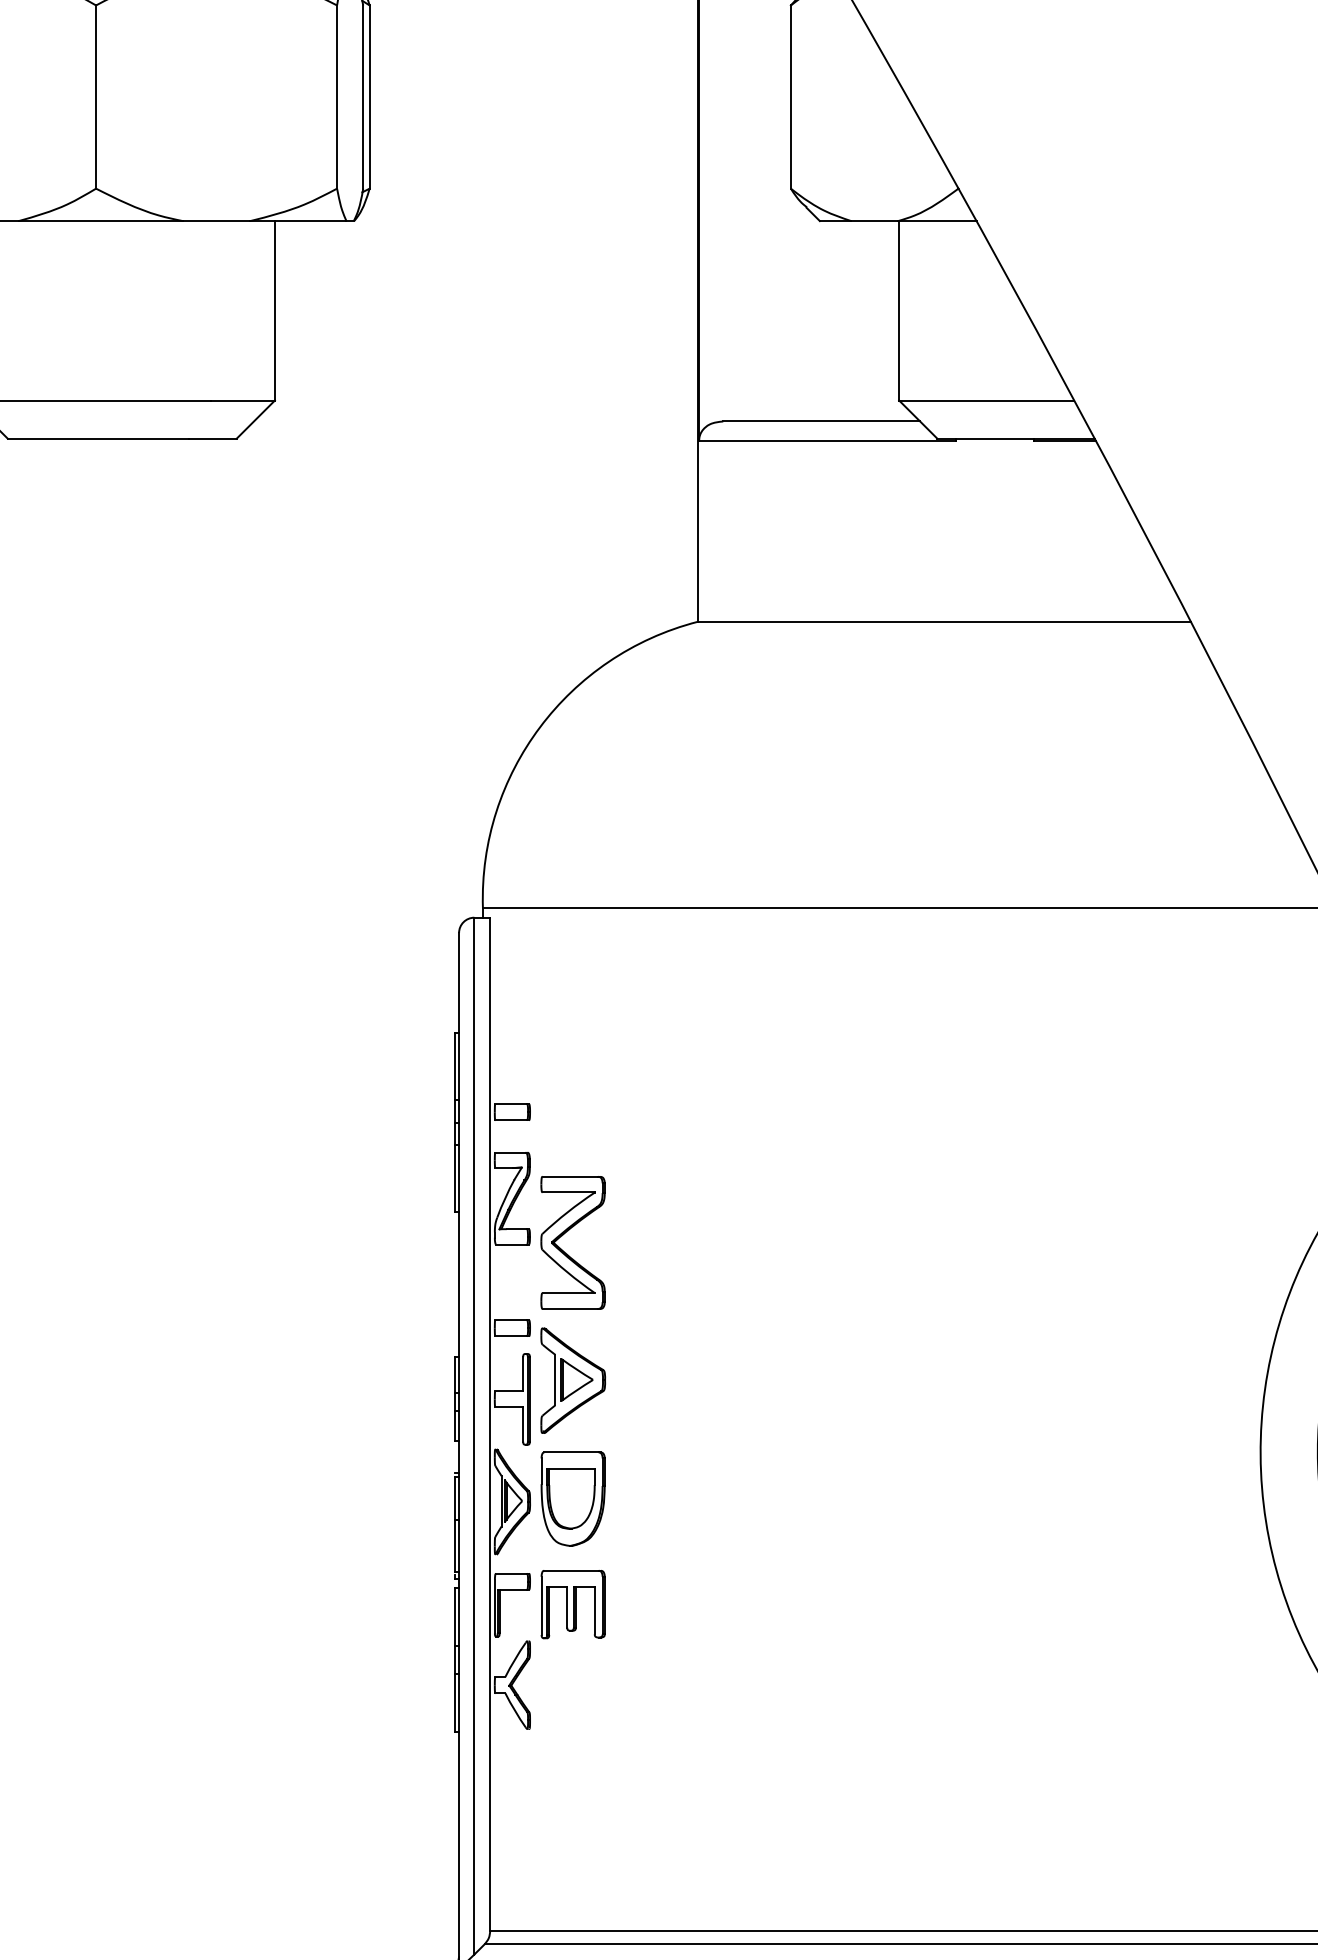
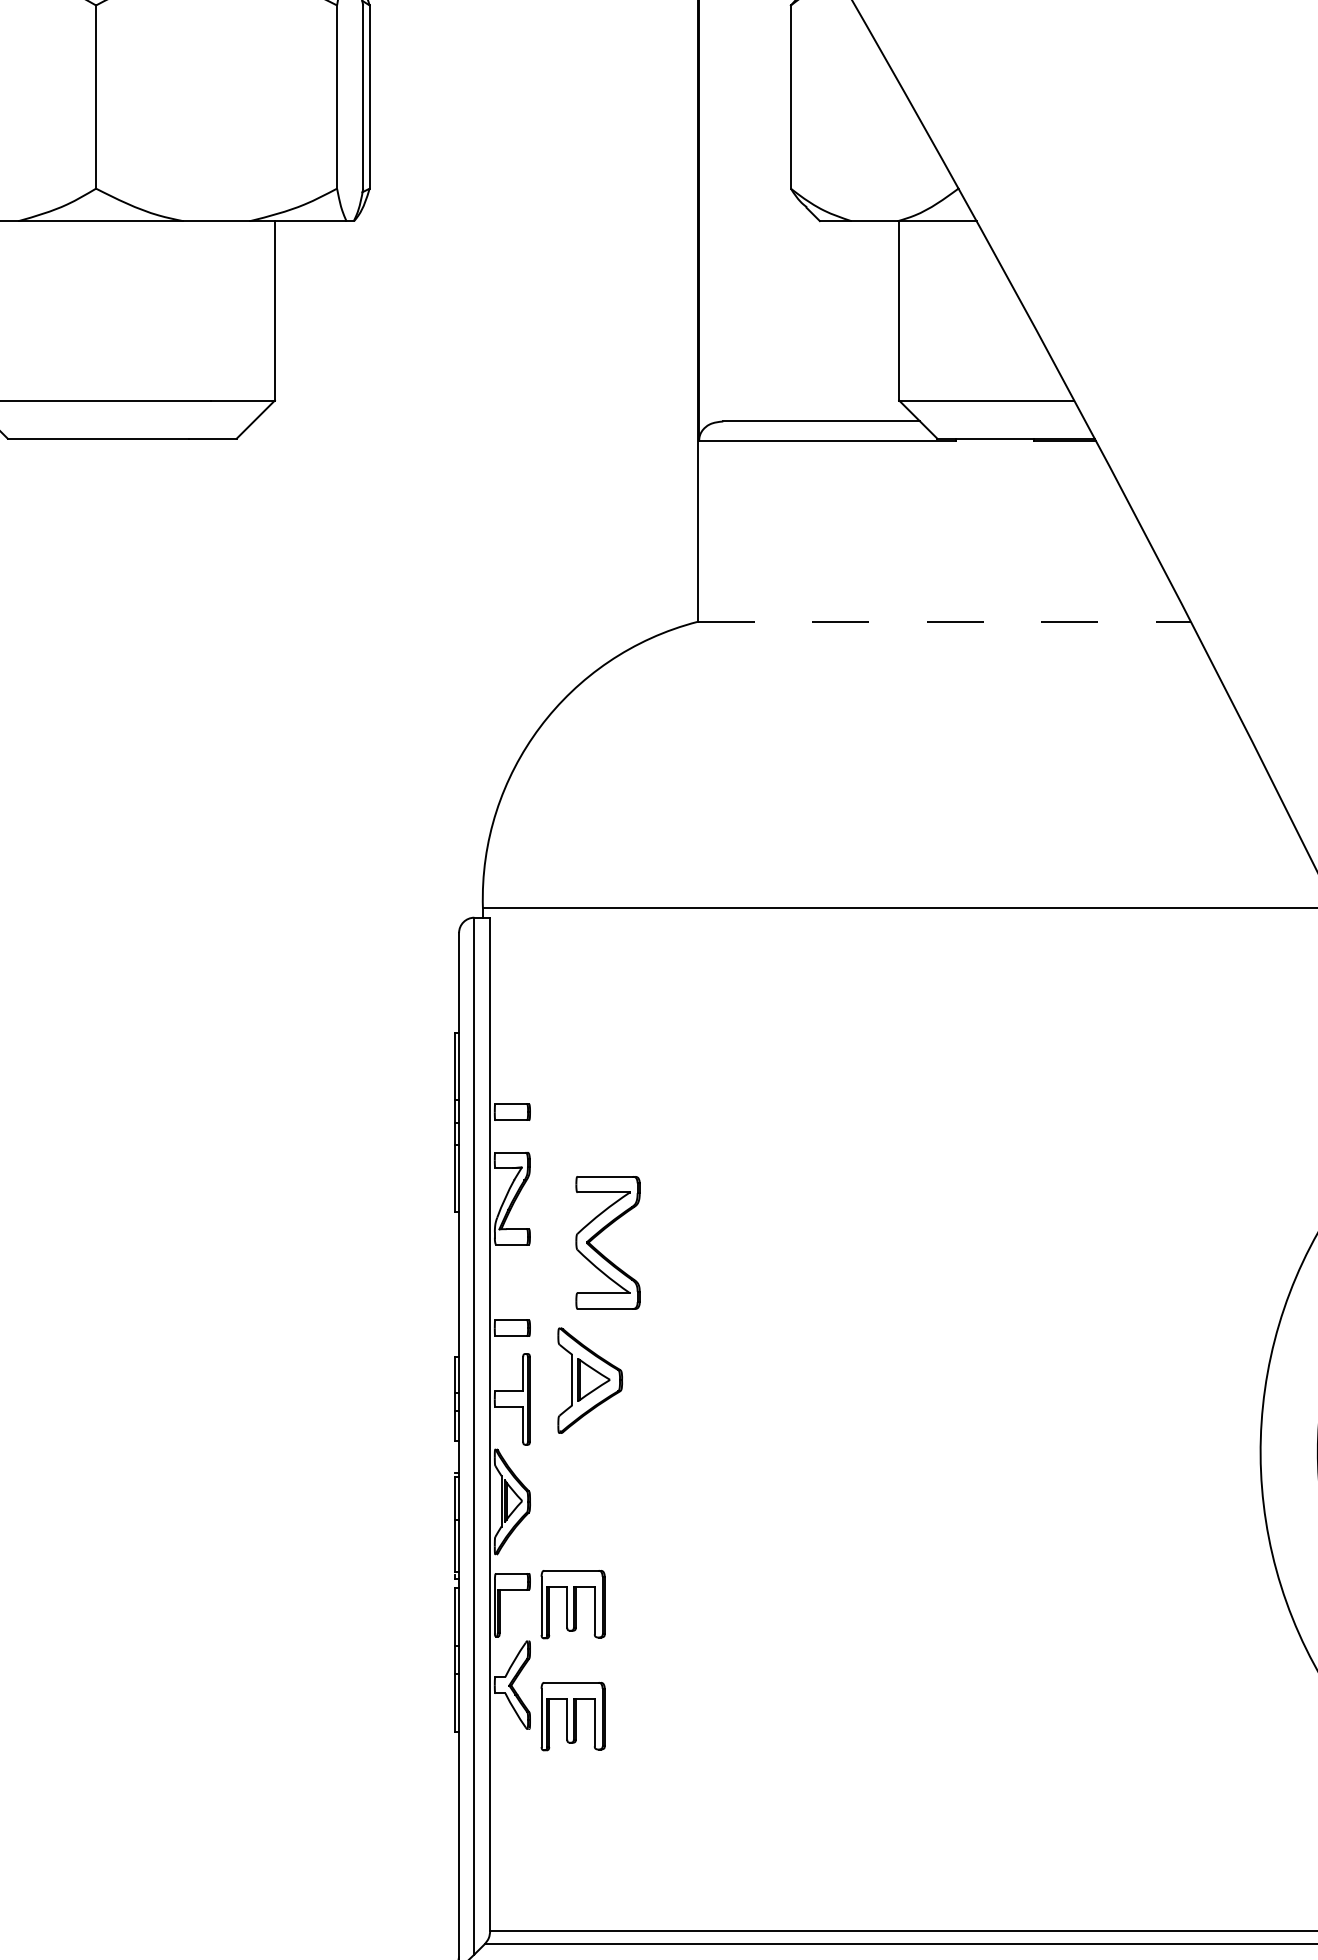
line: solid -> dashed (944, 621)
part position: (564, 1234) -> (599, 1234) (599, 1234)
part position: (573, 1380) -> (590, 1380) (590, 1380)
part: present -> none (572, 1498)
part: none -> present (572, 1716)
